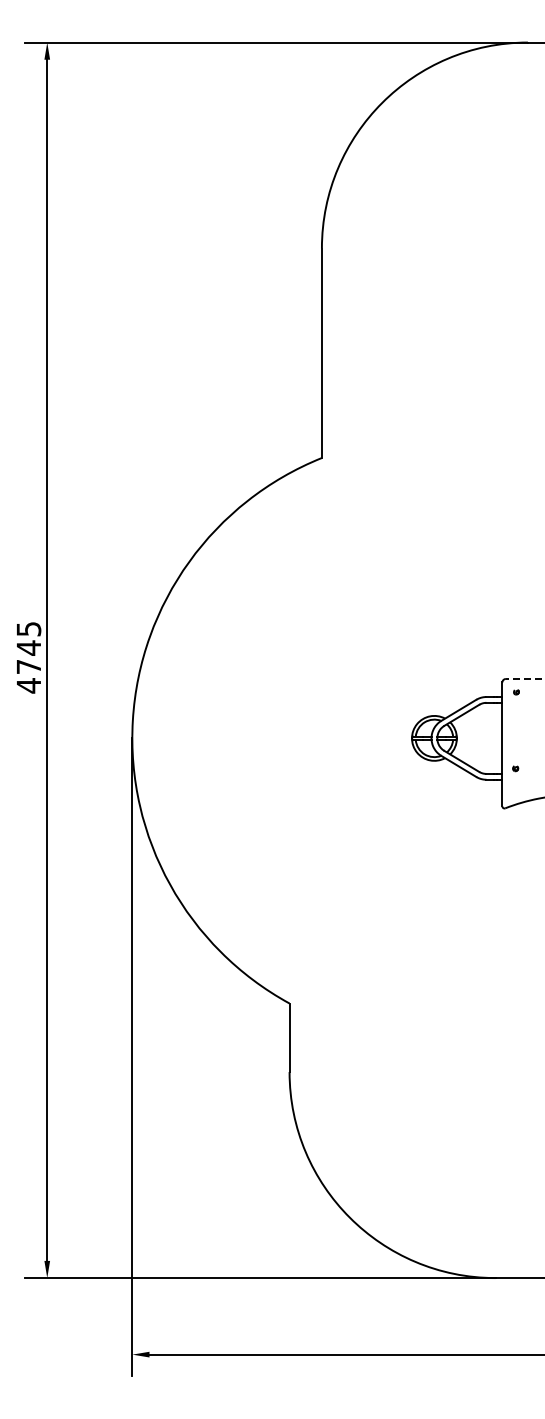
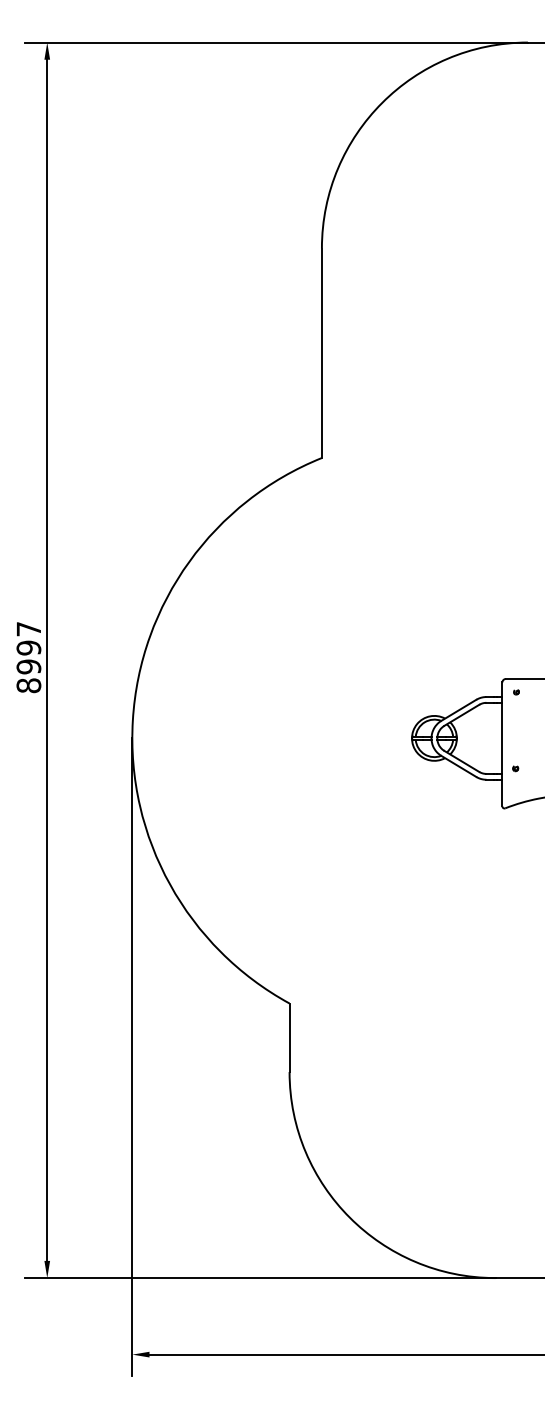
text: 4745 -> 8997 (28, 657)
line: dashed -> solid (524, 679)
